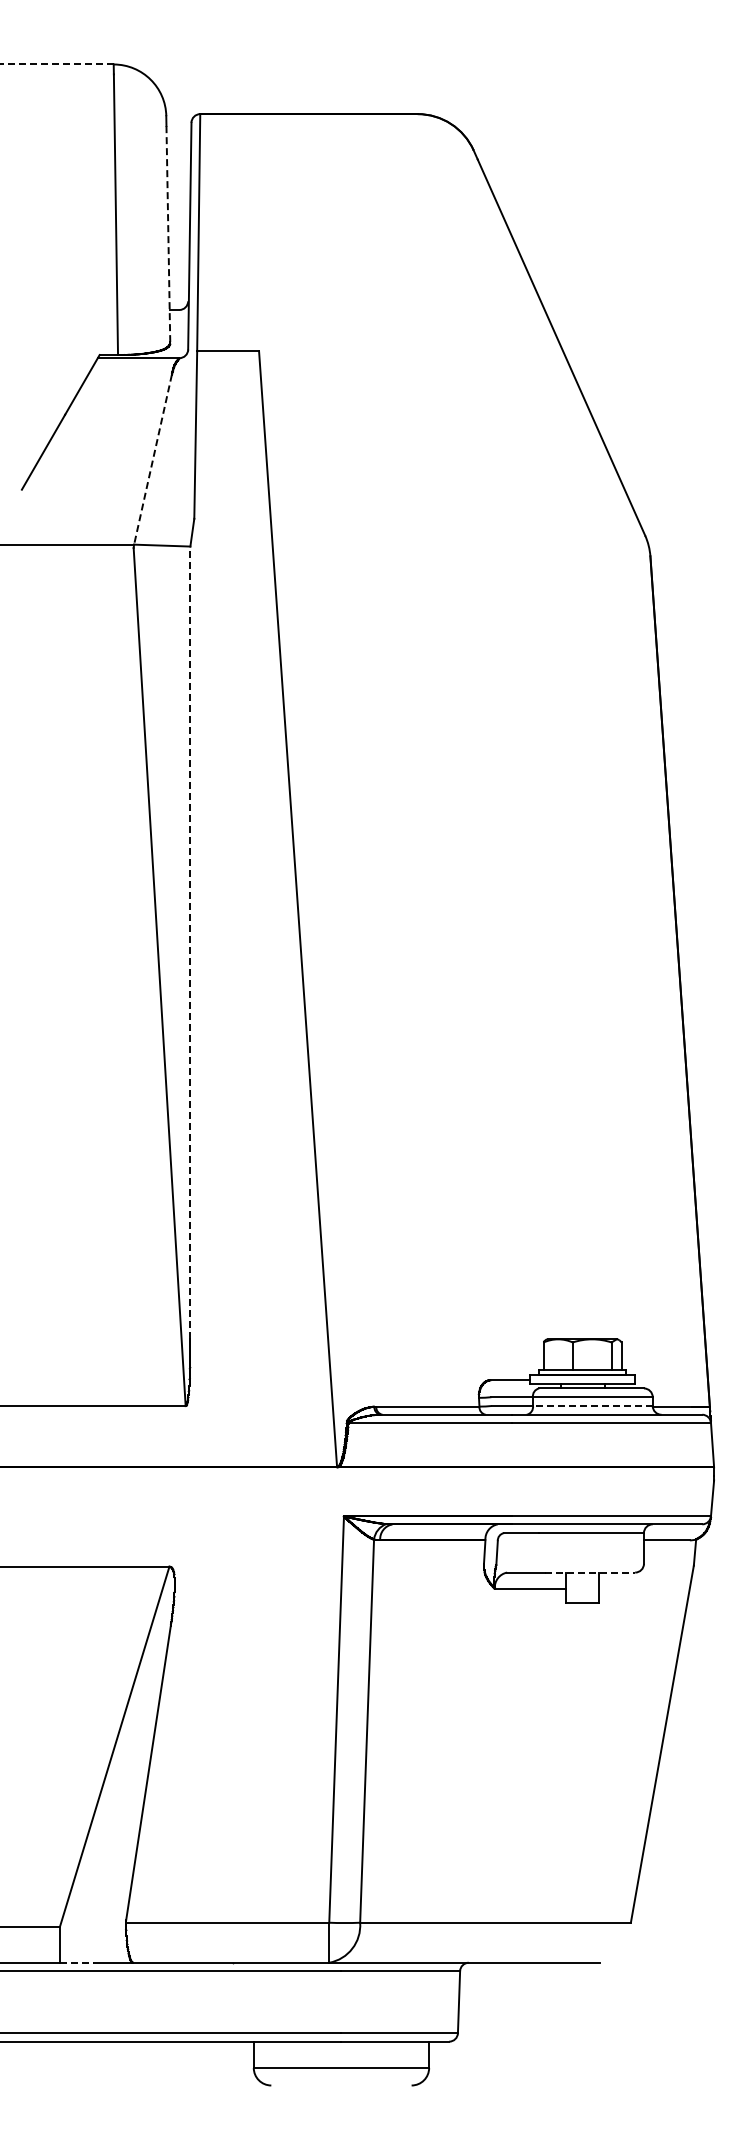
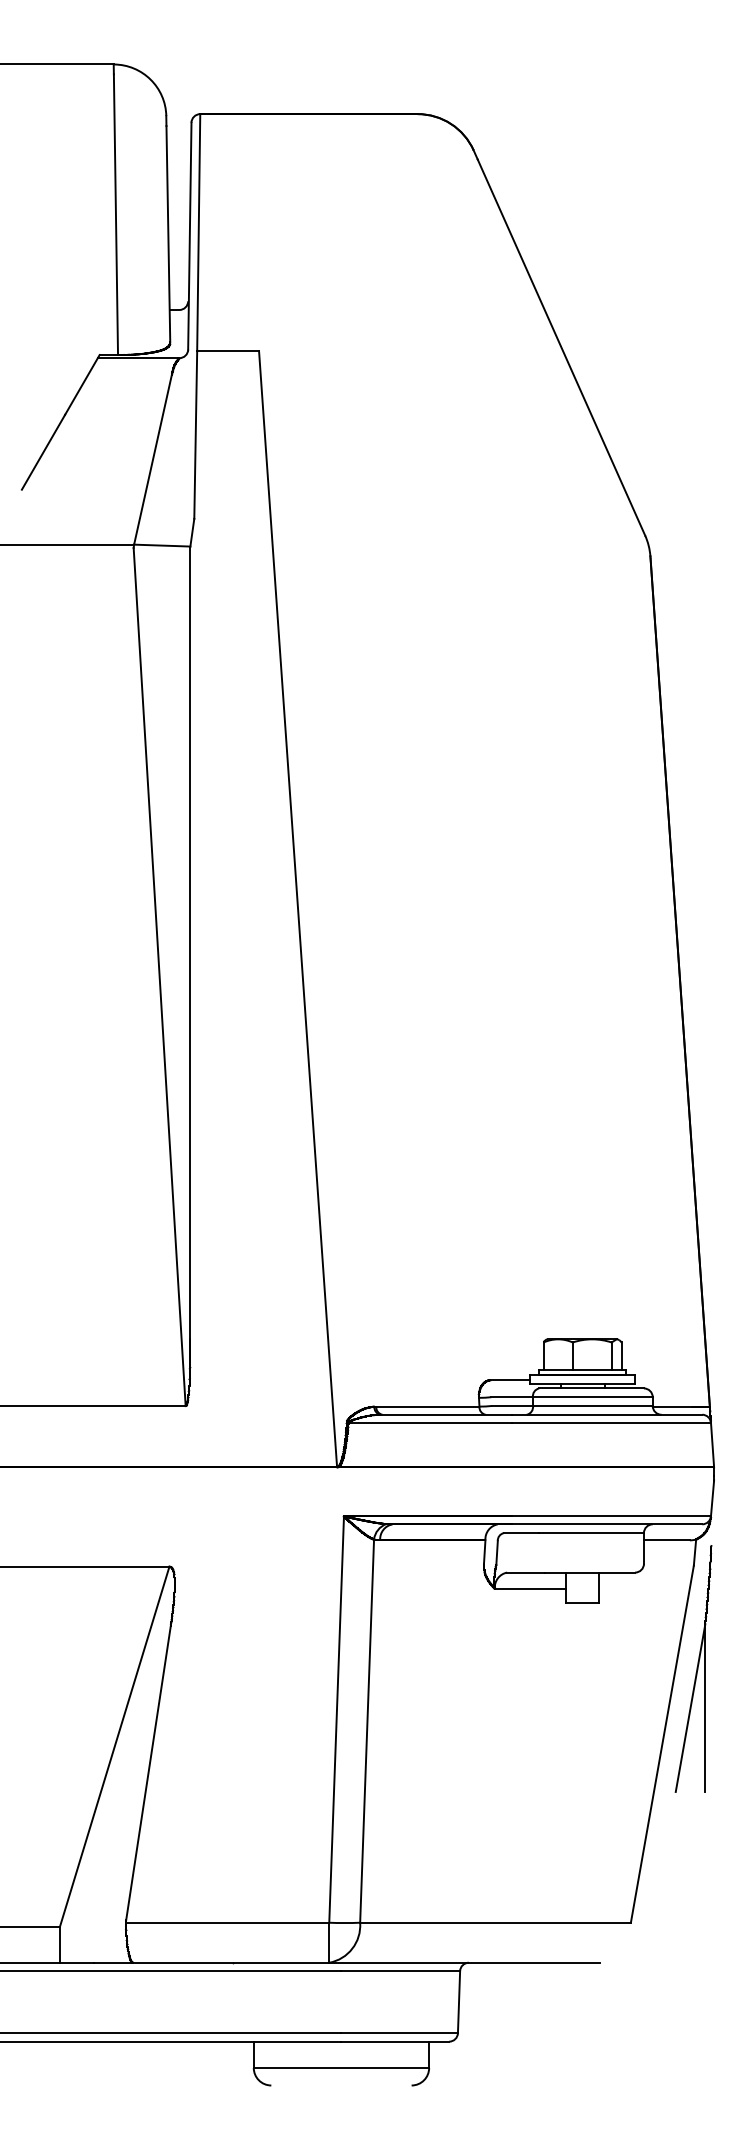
line: dashed -> solid (57, 64)
line: dashed -> solid (168, 233)
line: dashed -> solid (152, 460)
line: dashed -> solid (190, 942)
line: dashed -> solid (592, 1405)
line: dashed -> solid (590, 1572)
part: none -> present (693, 1668)
line: dashed -> solid (77, 1962)
